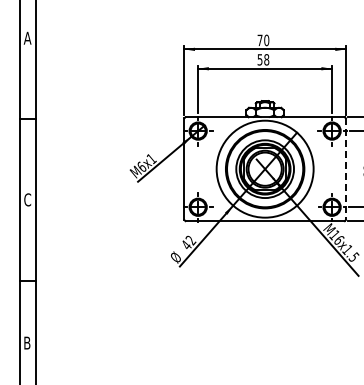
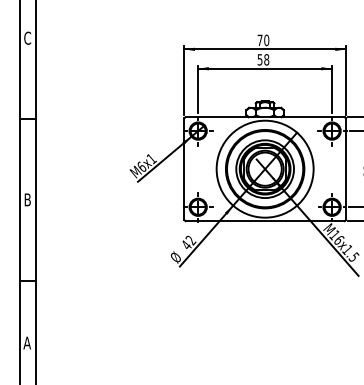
text: A -> C (27, 37)
line: dashed -> solid (345, 169)
text: C -> B (27, 199)
text: B -> A (26, 342)
